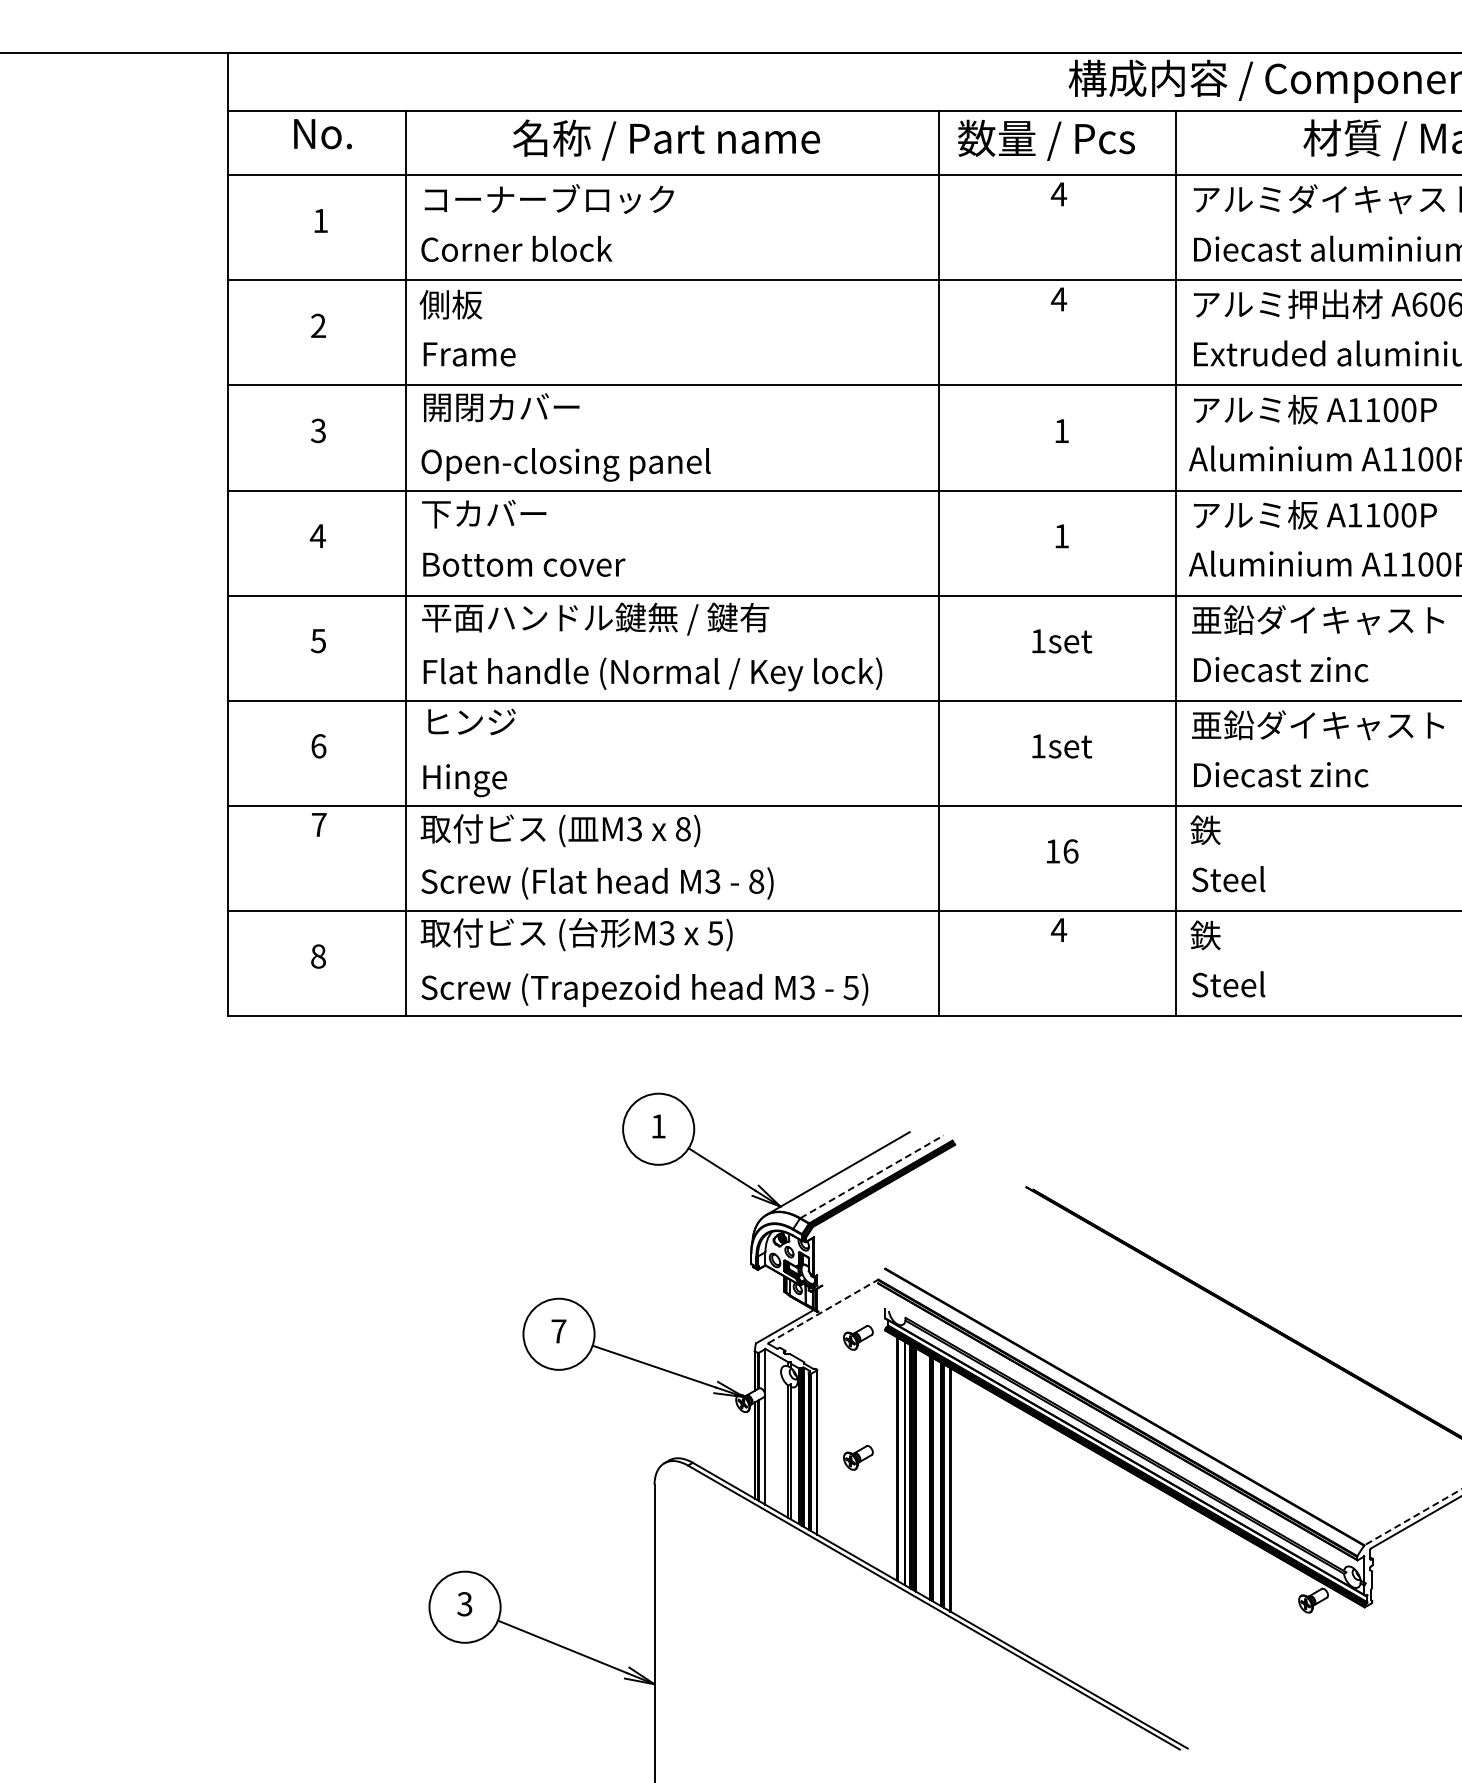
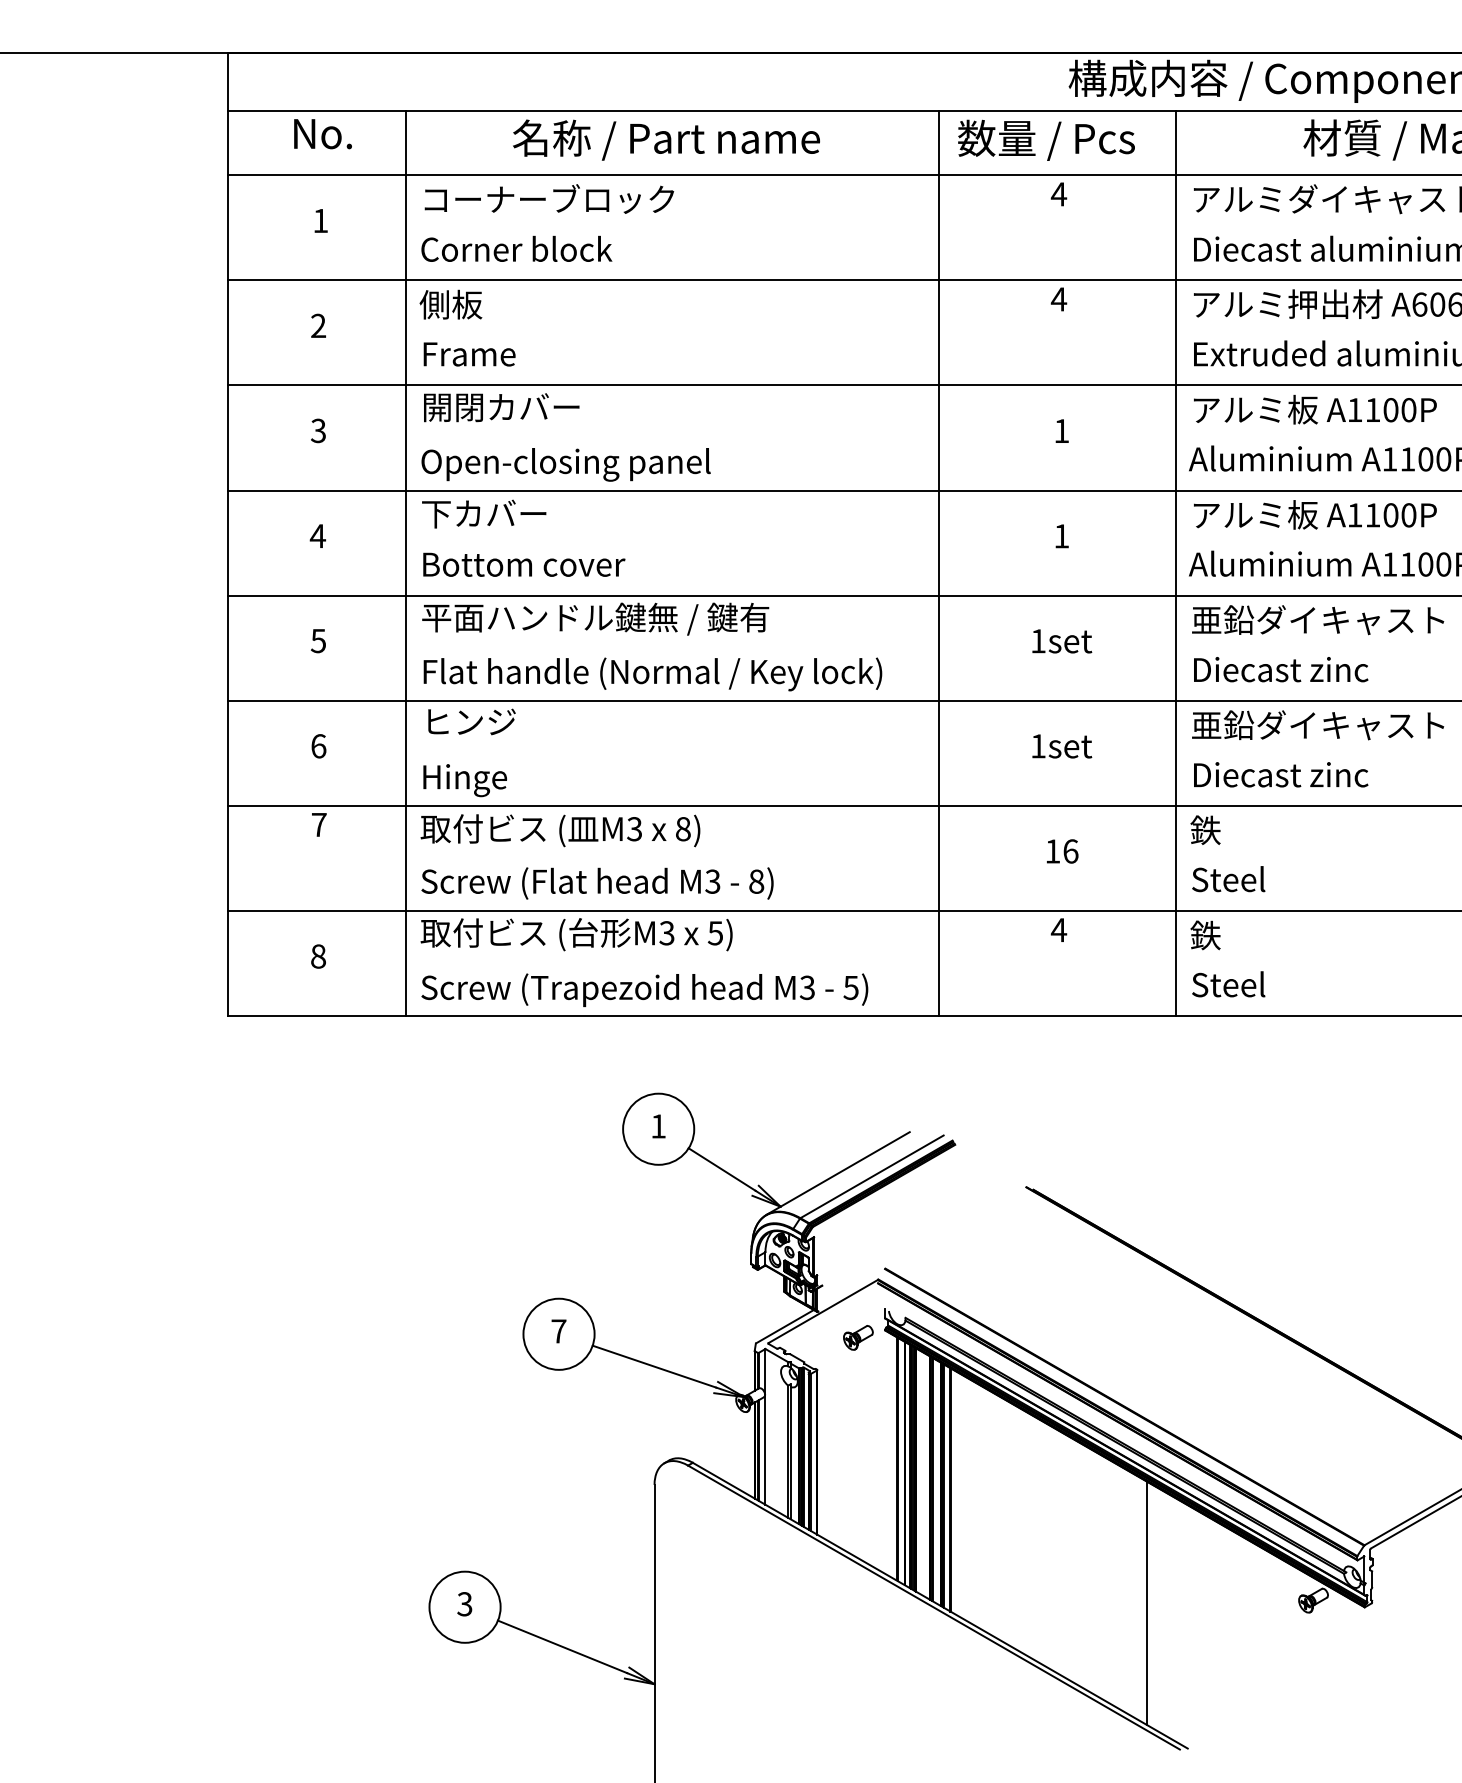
line: dashed -> solid (872, 1176)
line: dashed -> solid (823, 1311)
part: present -> none (858, 1457)
line: dashed -> solid (1412, 1517)
line: none -> present (1147, 1603)
